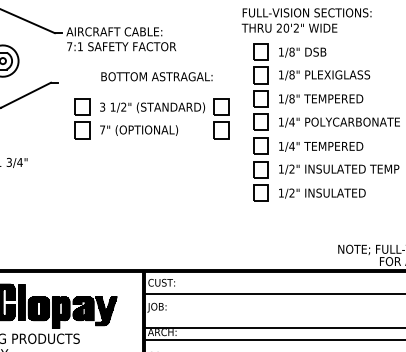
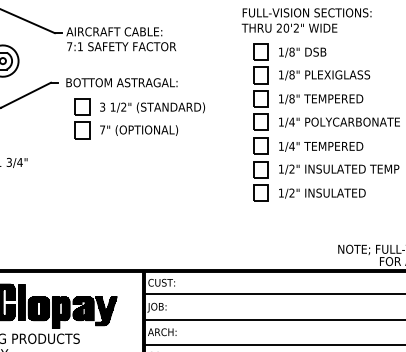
text position: (156, 76) -> (121, 82) (121, 82)
part: present -> none (221, 118)
line position: (272, 327) -> (272, 319) (272, 319)
line position: (272, 339) -> (272, 344) (272, 344)
